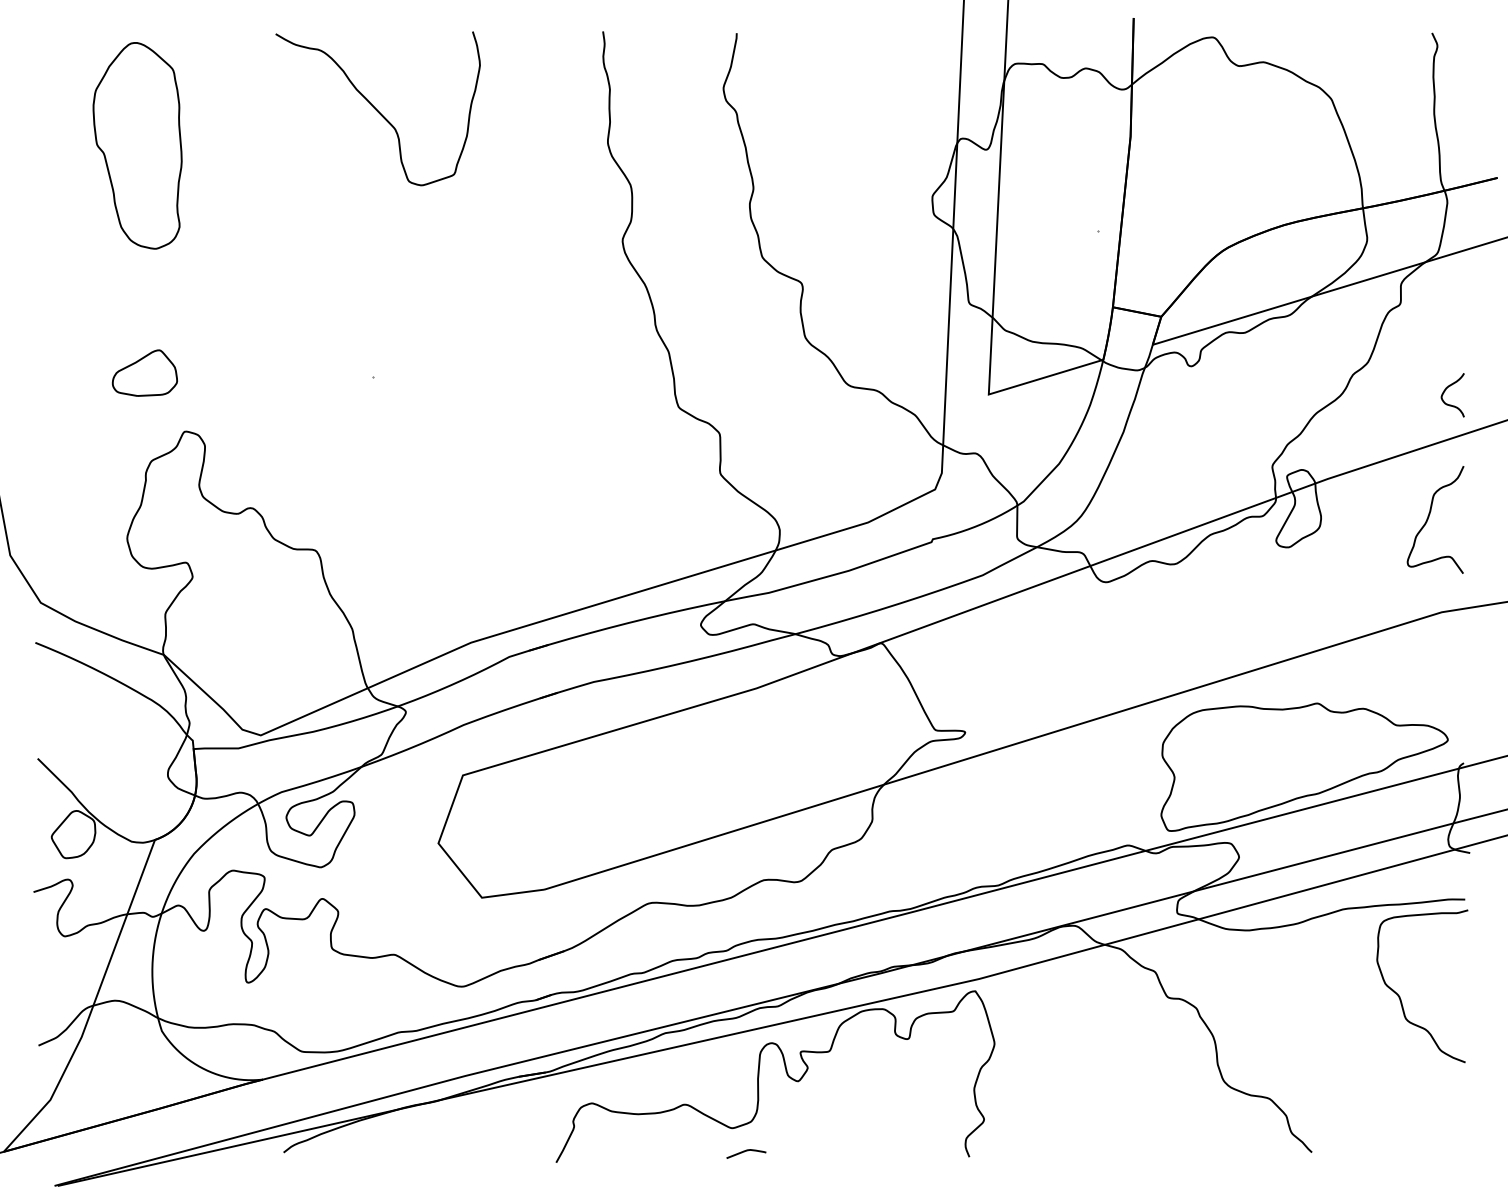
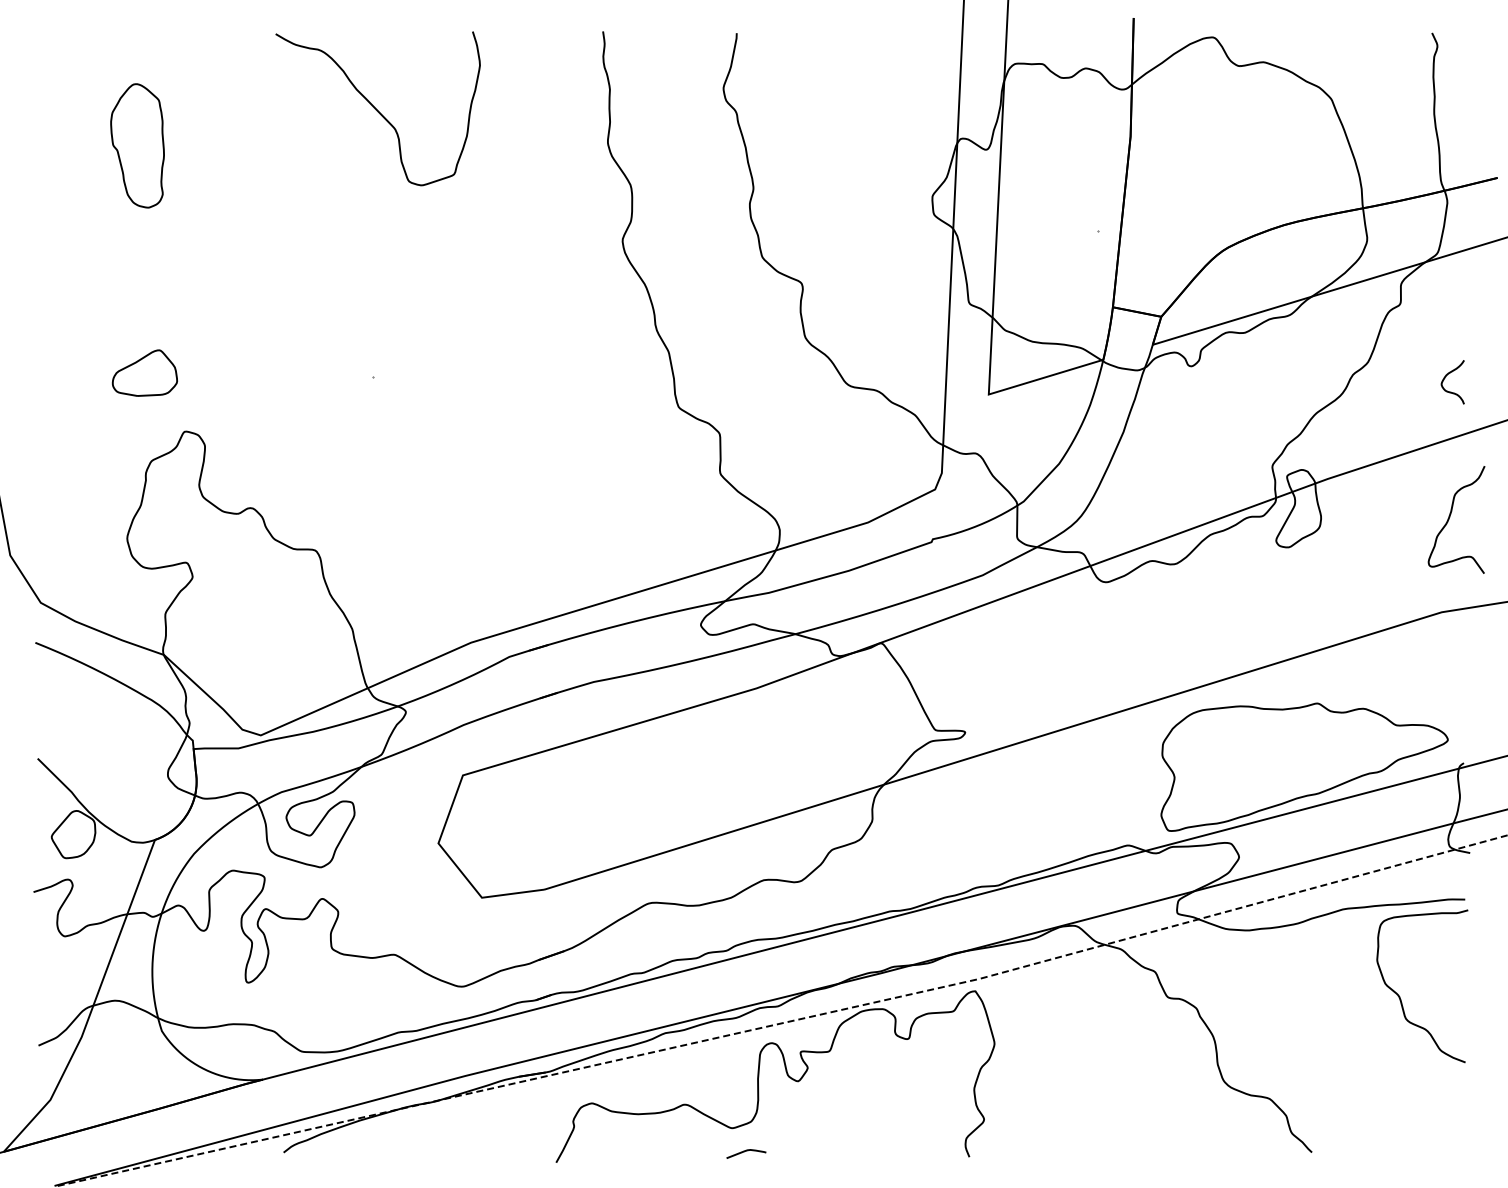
part size: 91x208 px -> 55x126 px (137, 145)
curve position: (1445, 391) -> (1445, 378) (1445, 378)
curve position: (1429, 517) -> (1450, 517) (1450, 517)
line: solid -> dashed (786, 1022)
